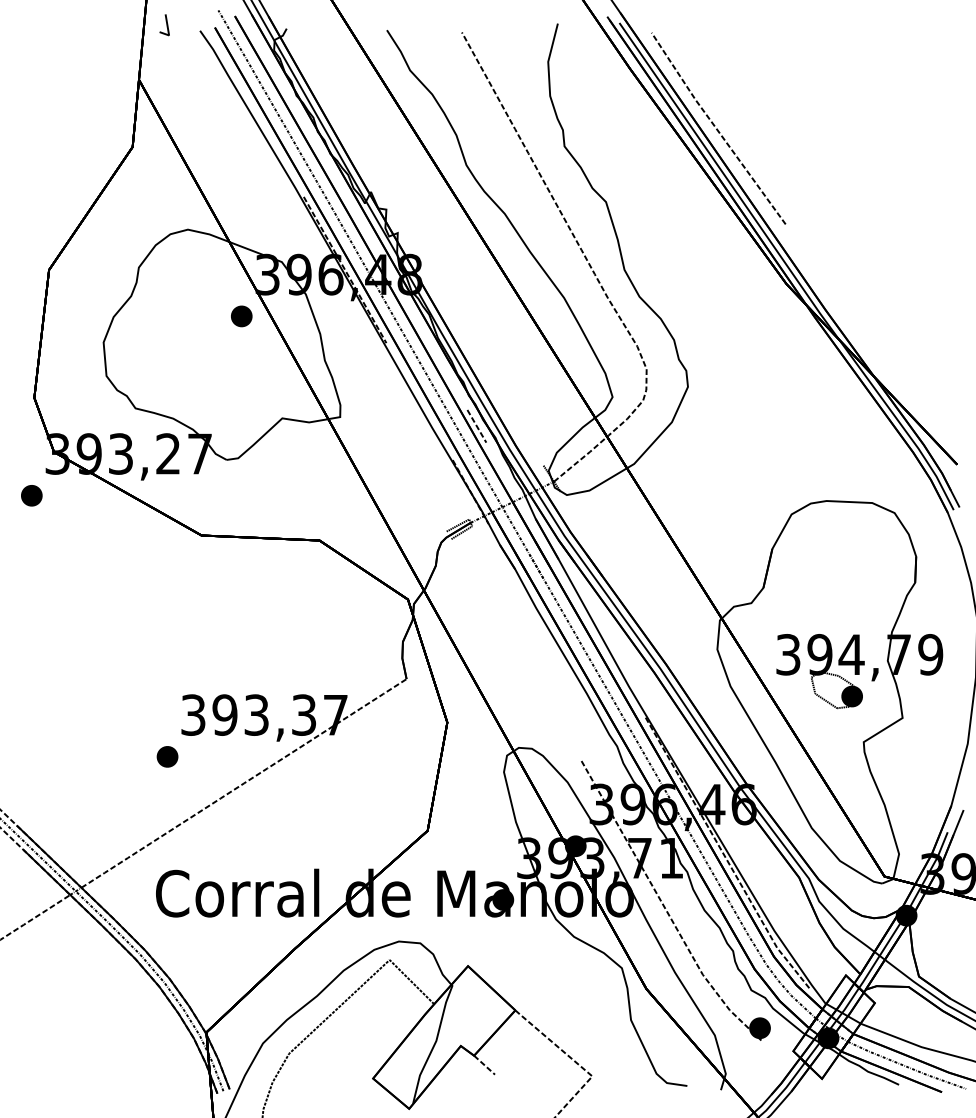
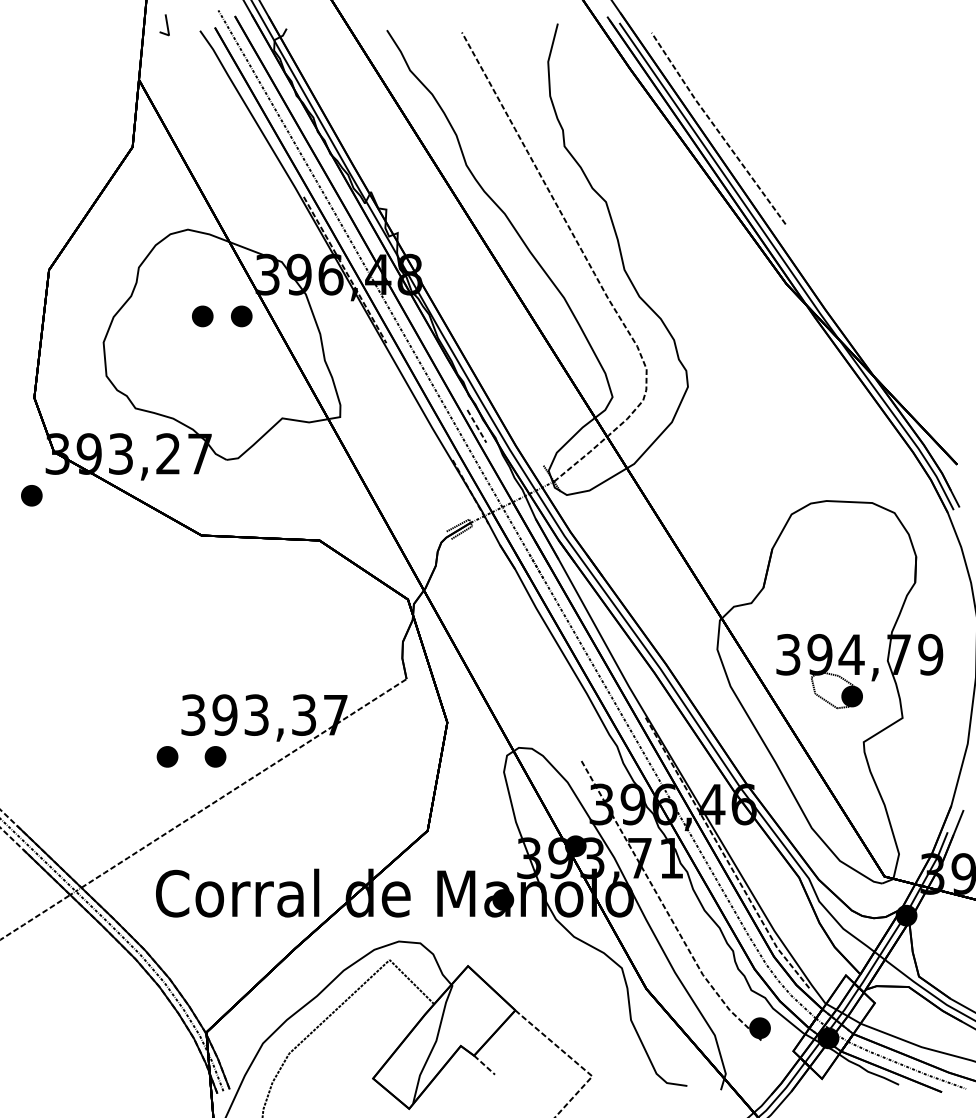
part: none -> present (202, 316)
part: none -> present (215, 756)
